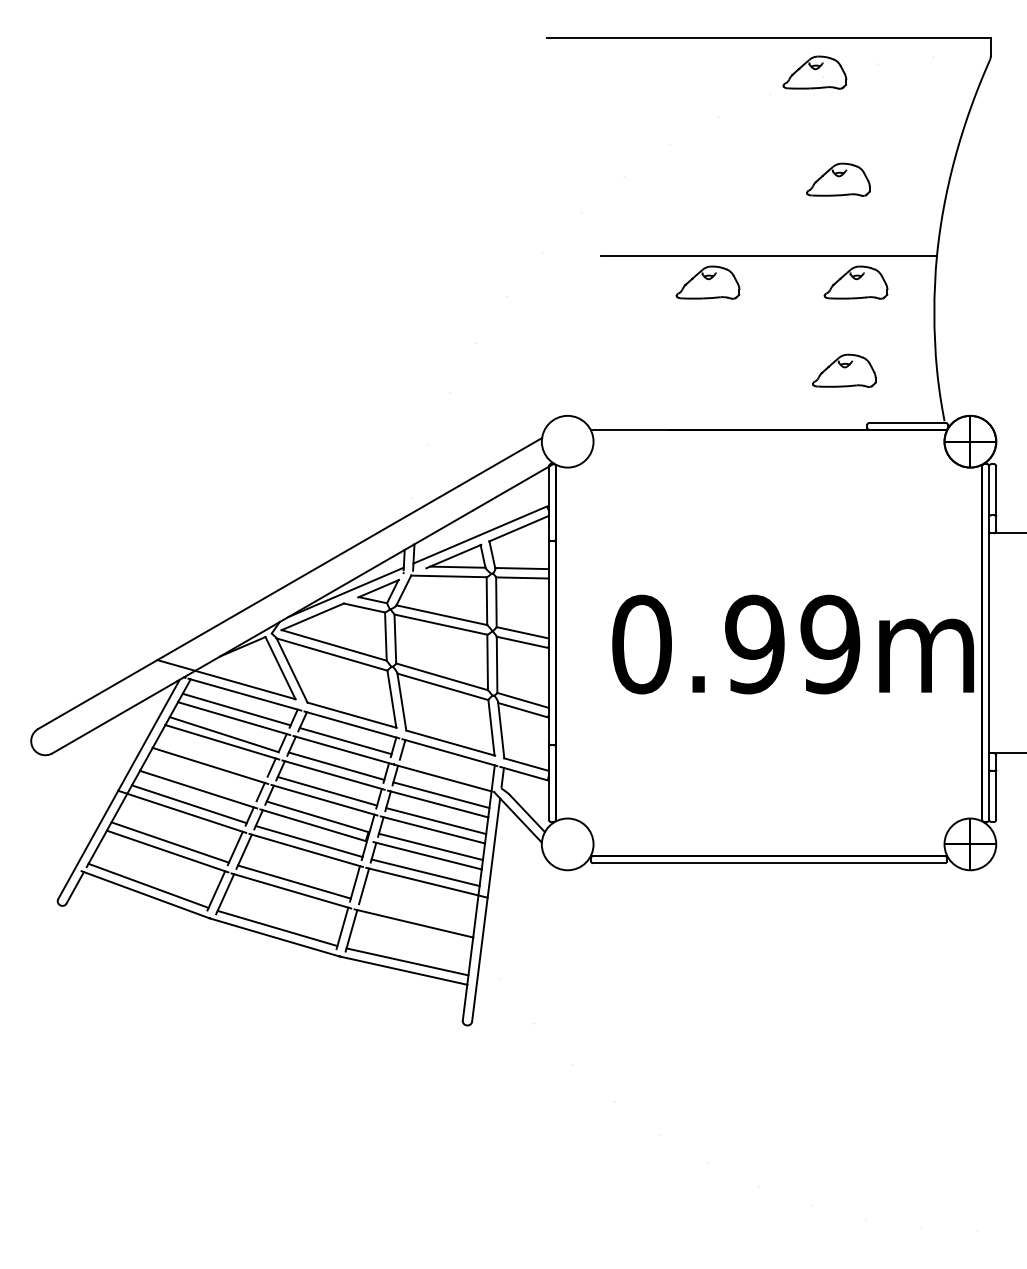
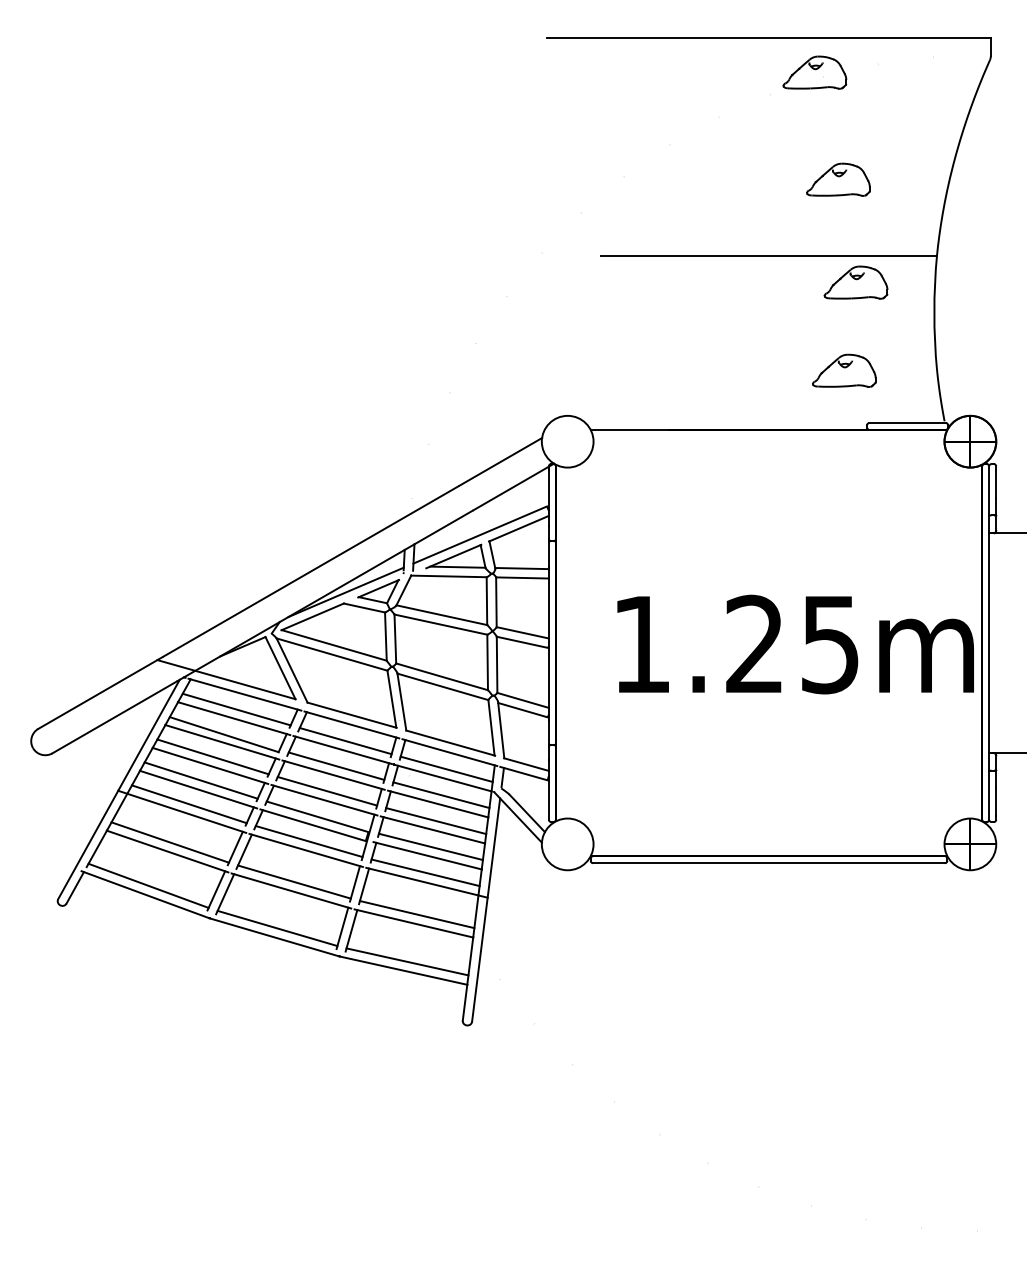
part: present -> none (707, 282)
text: 0.99m -> 1.25m (736, 644)
line: none -> present (212, 756)
line: none -> present (446, 768)
line: none -> present (200, 780)
line: none -> present (416, 914)
